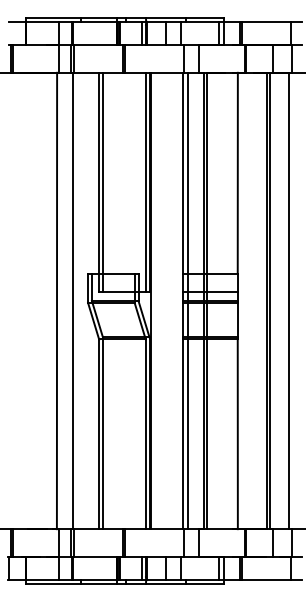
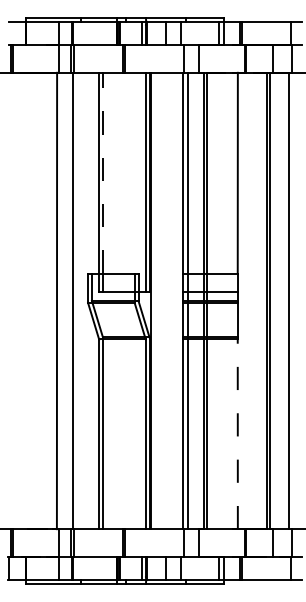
line: solid -> dashed (103, 172)
line: solid -> dashed (237, 434)
